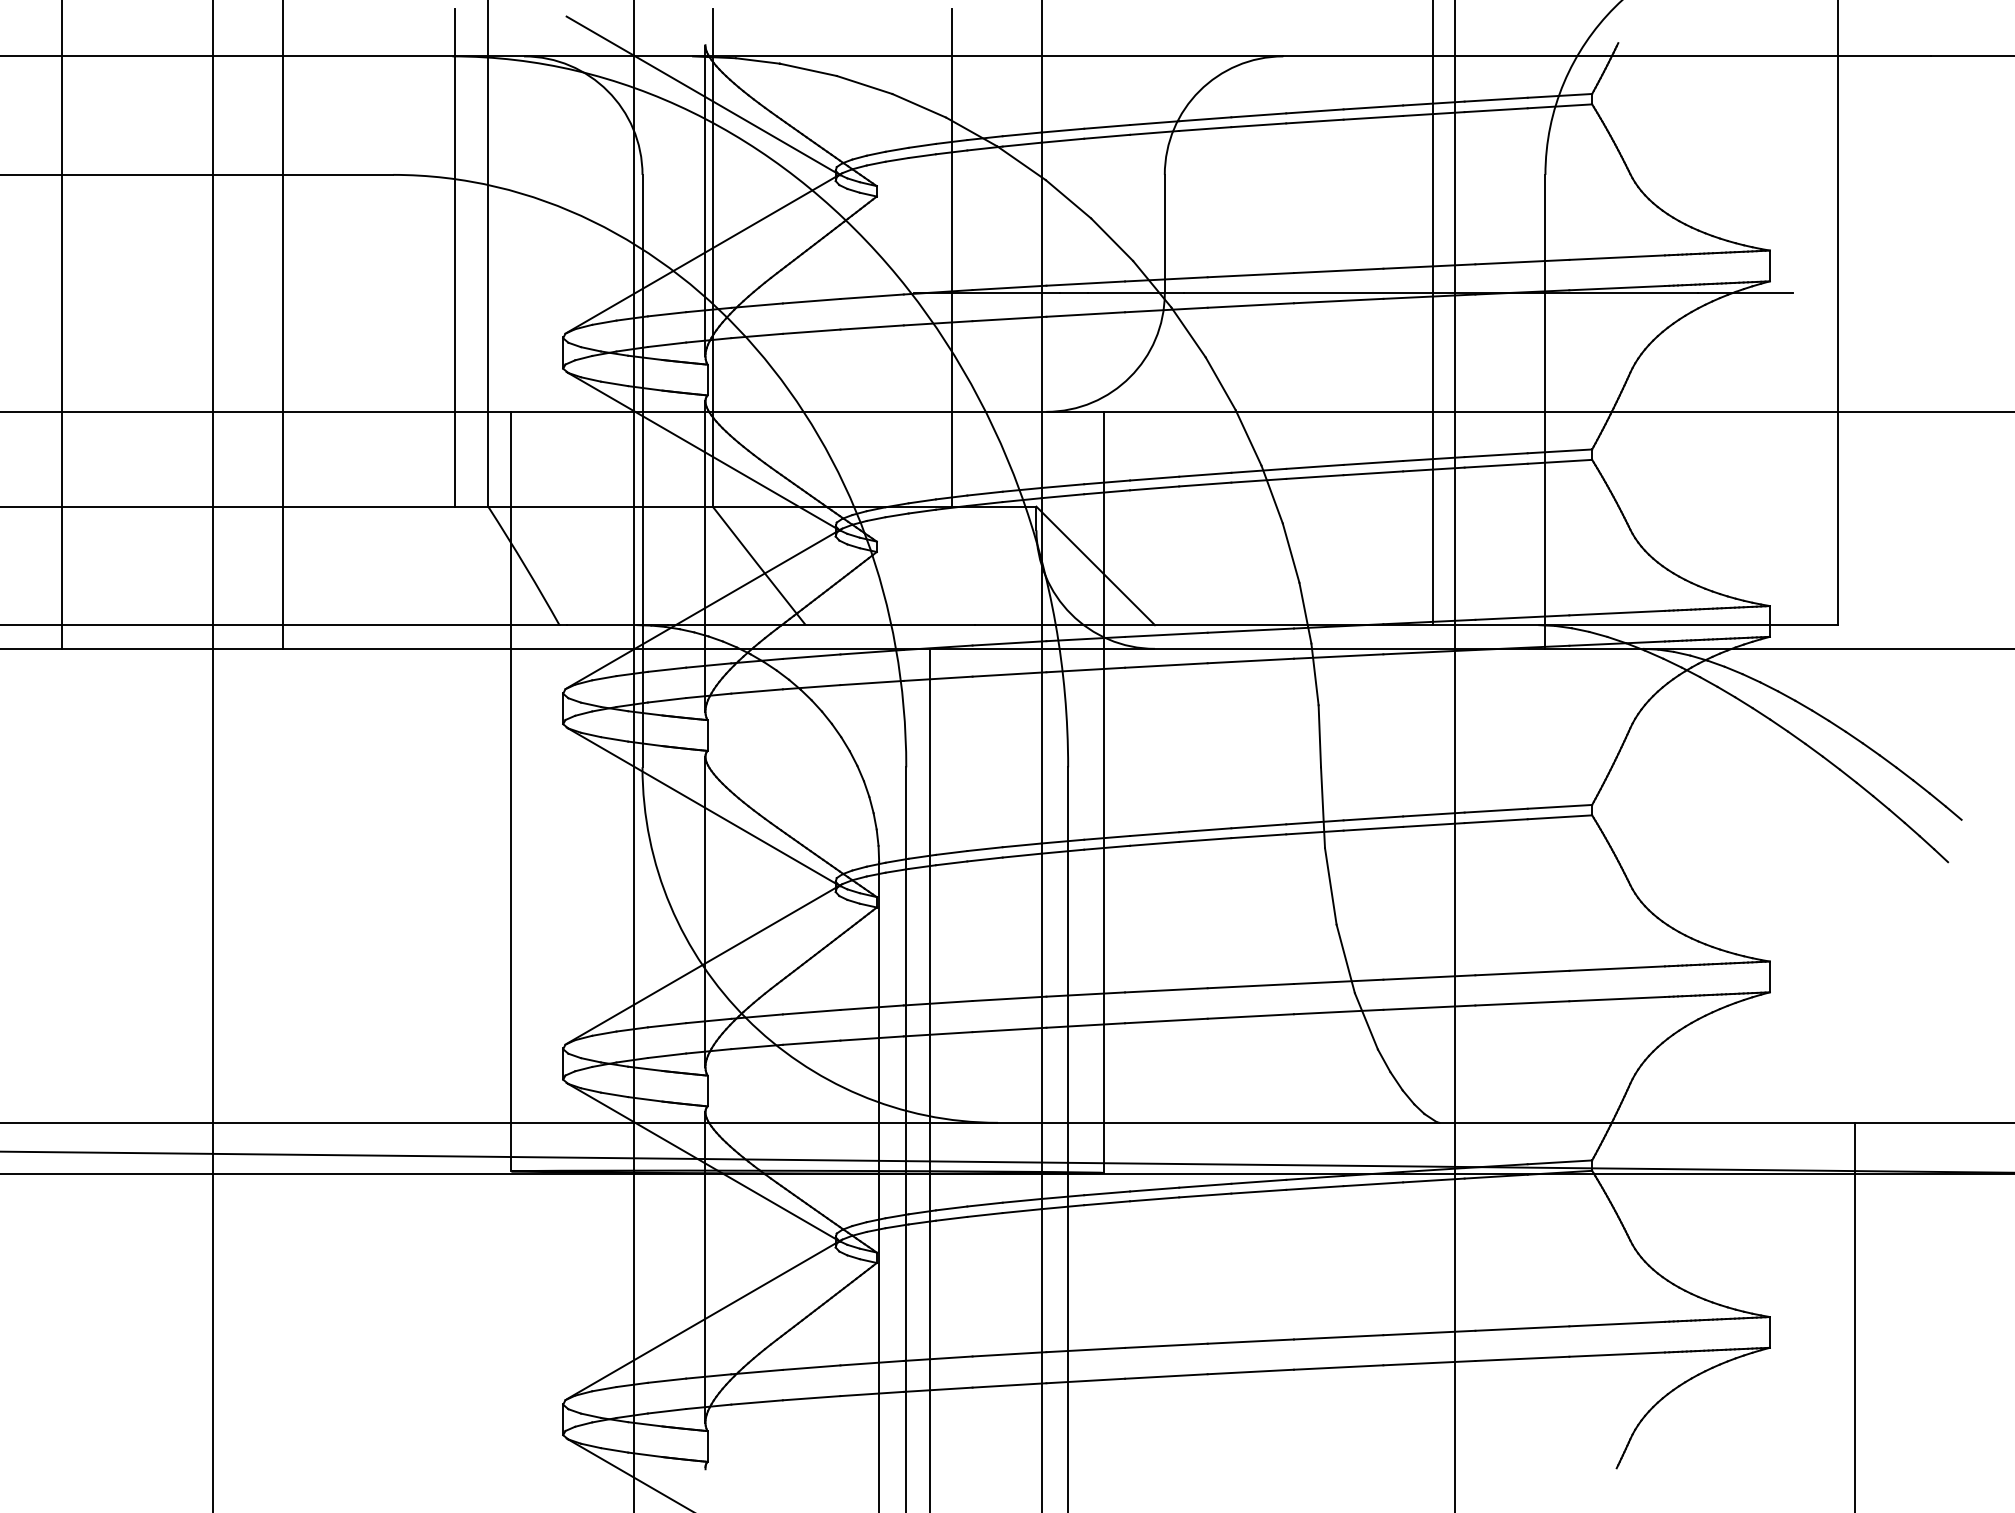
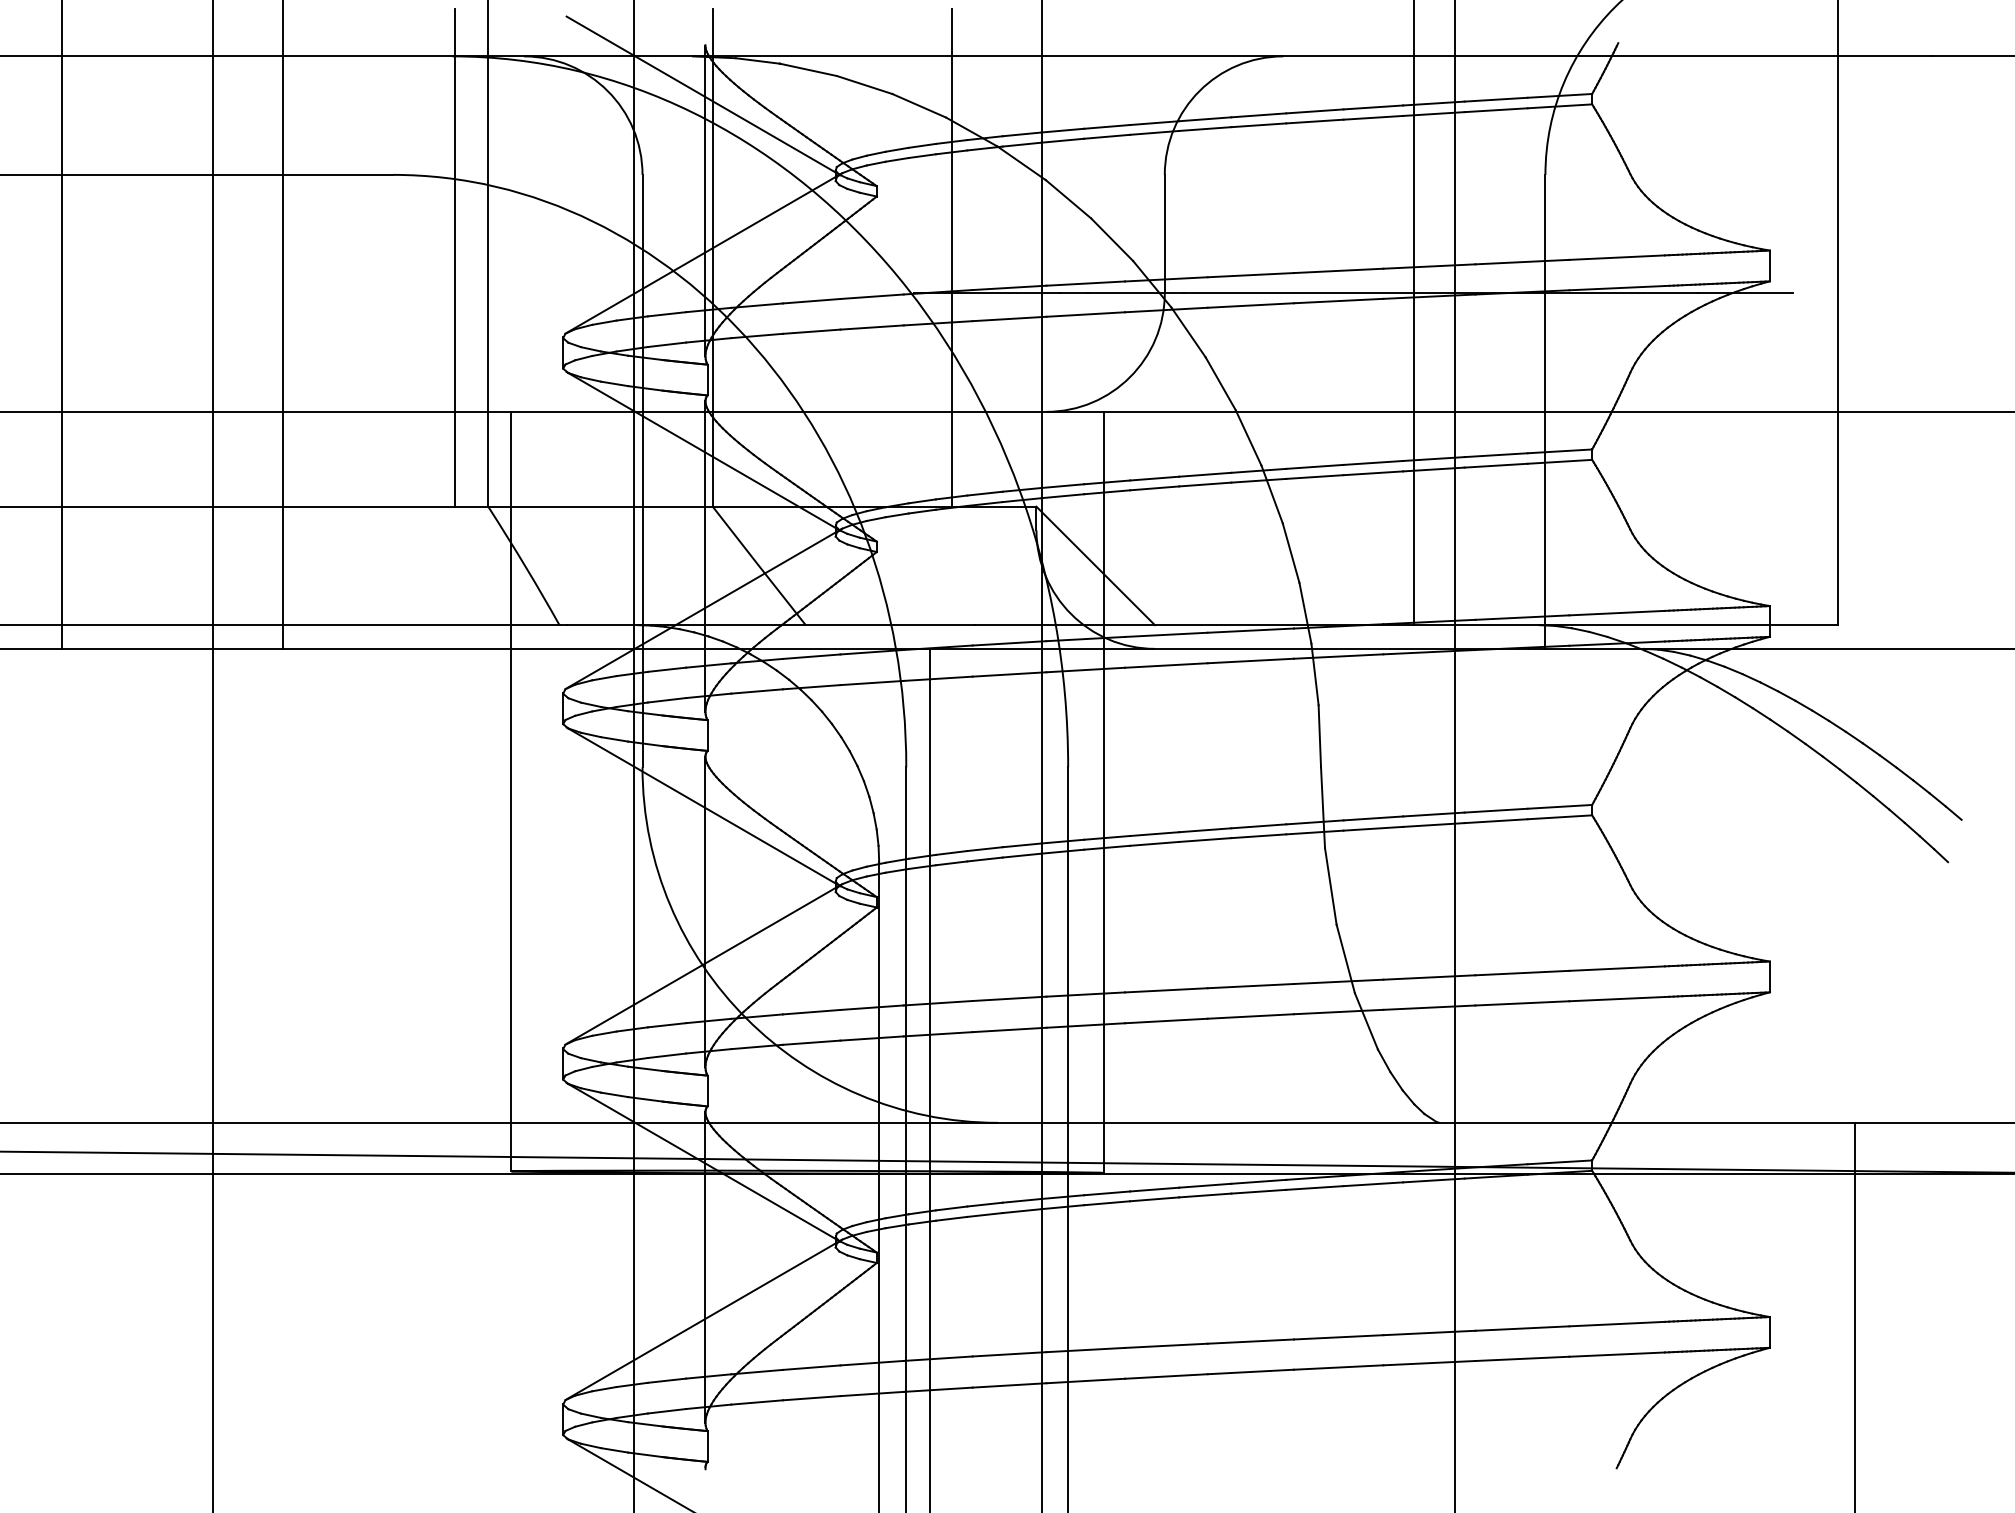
line position: (1432, 313) -> (1413, 313) (1413, 313)
